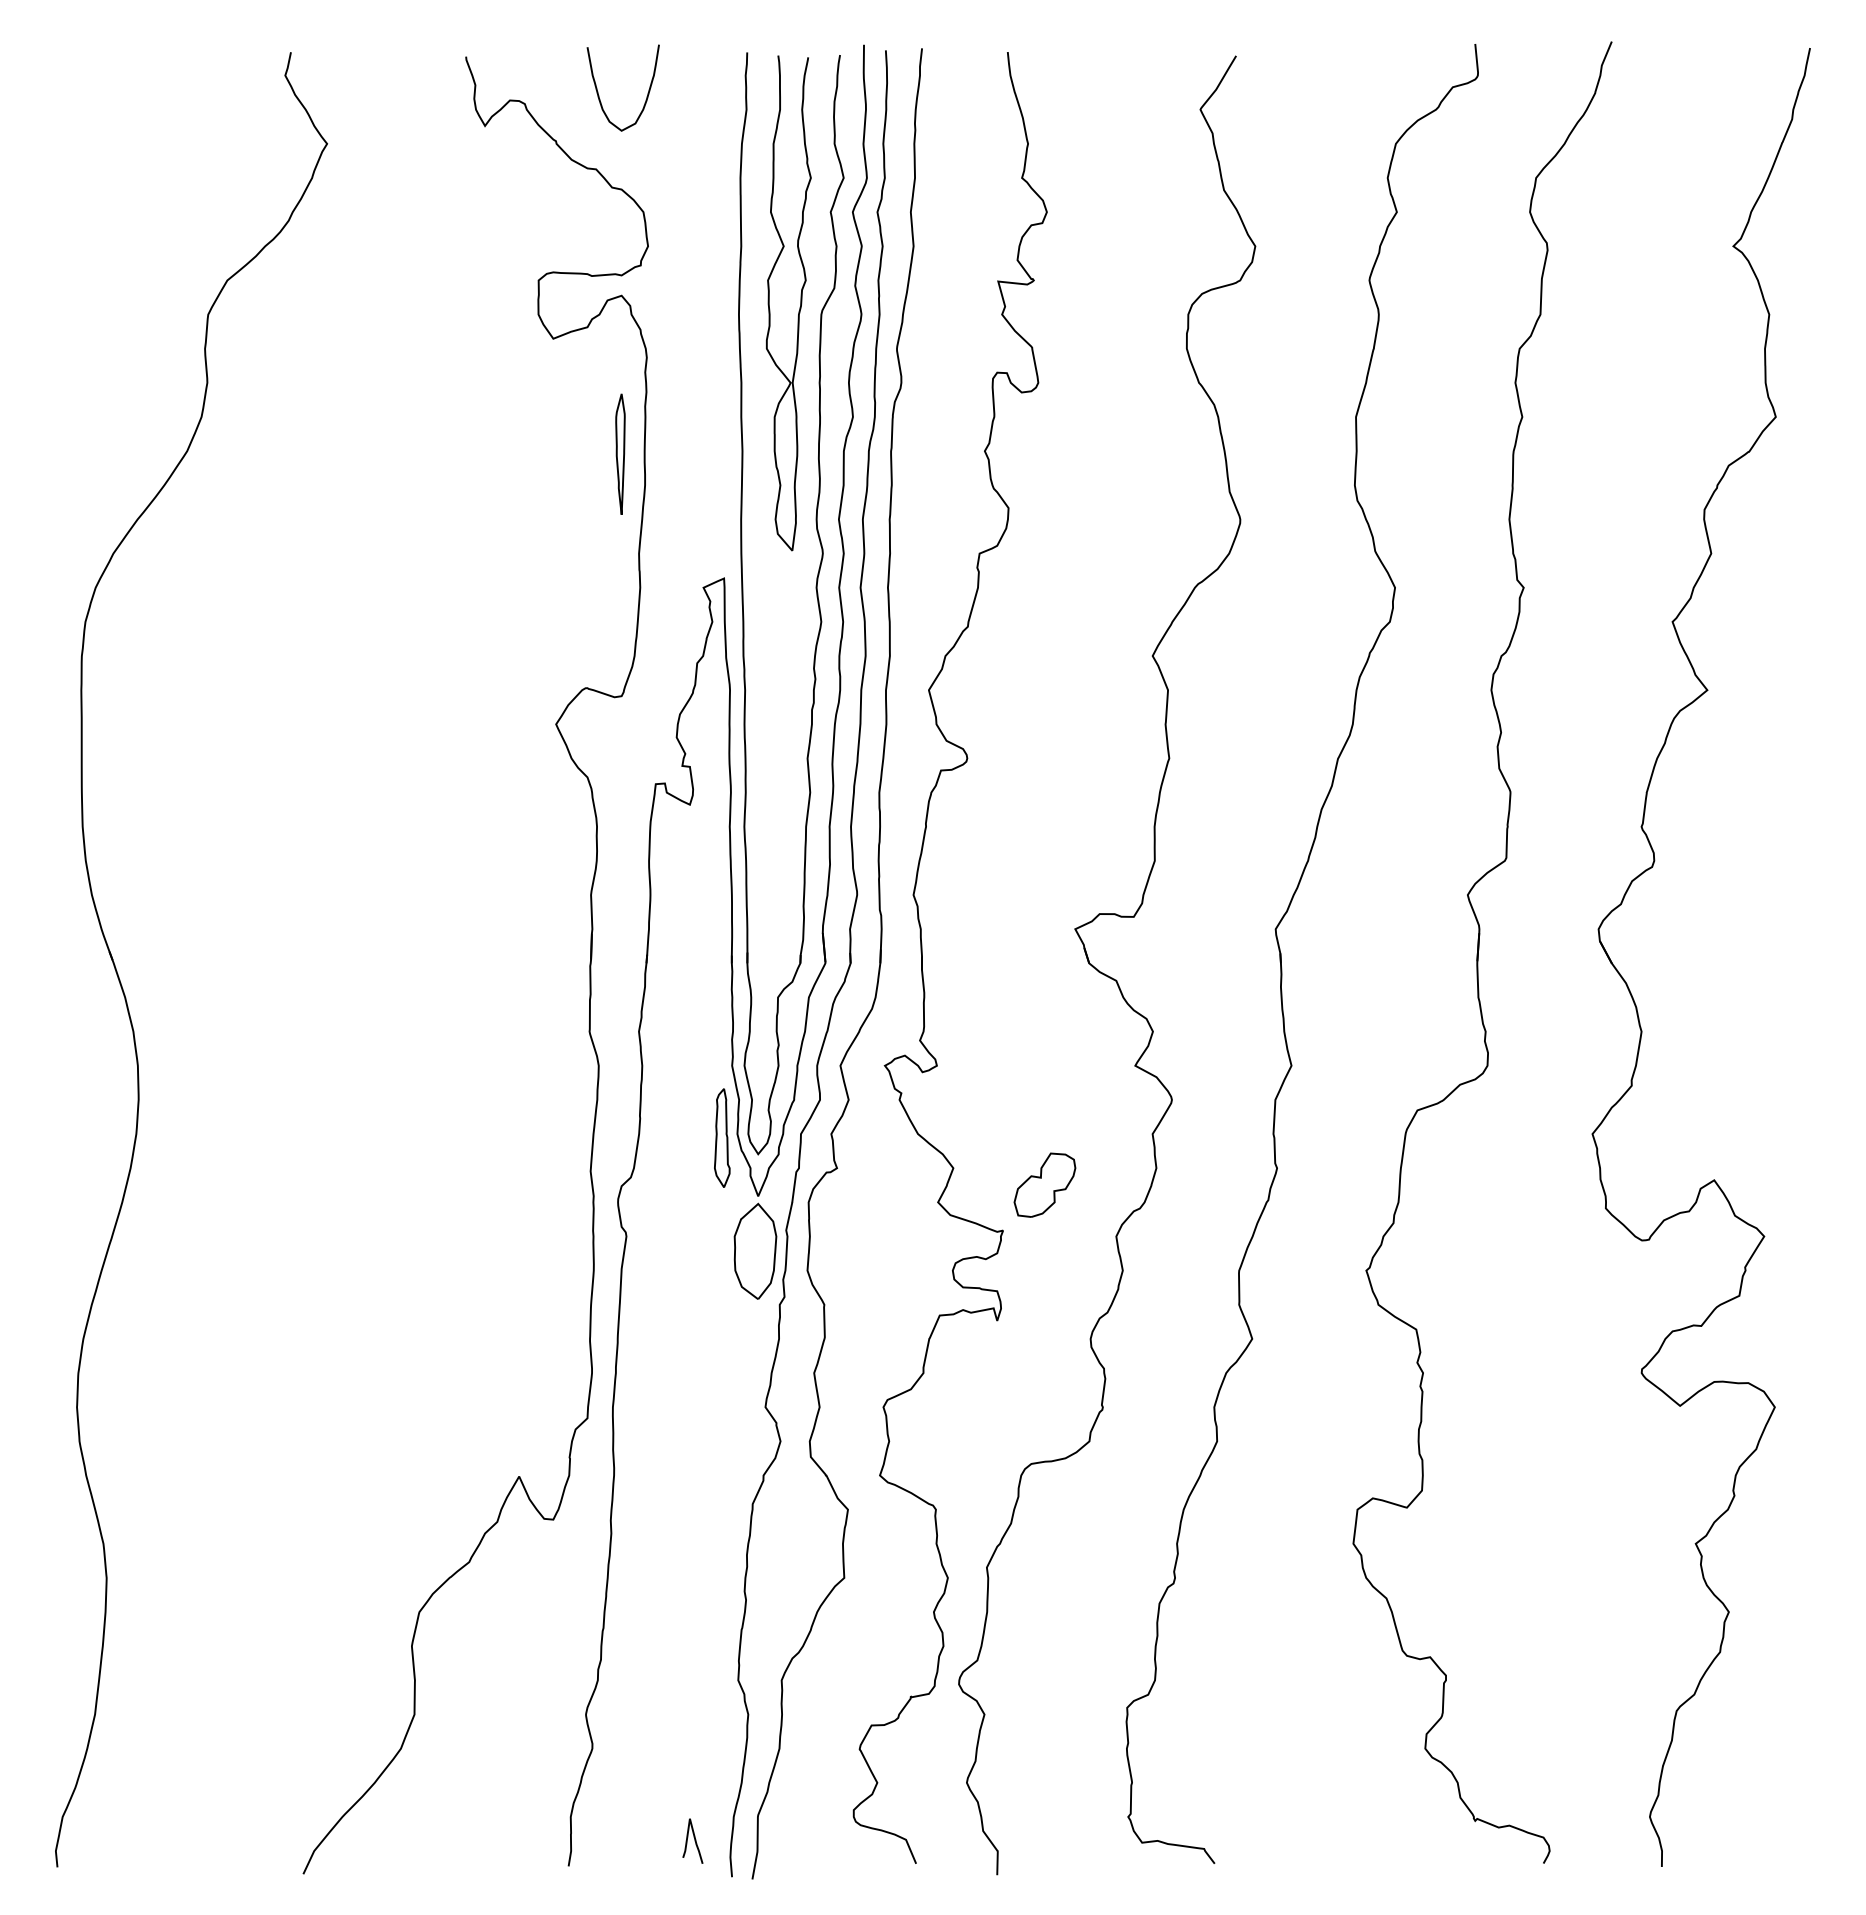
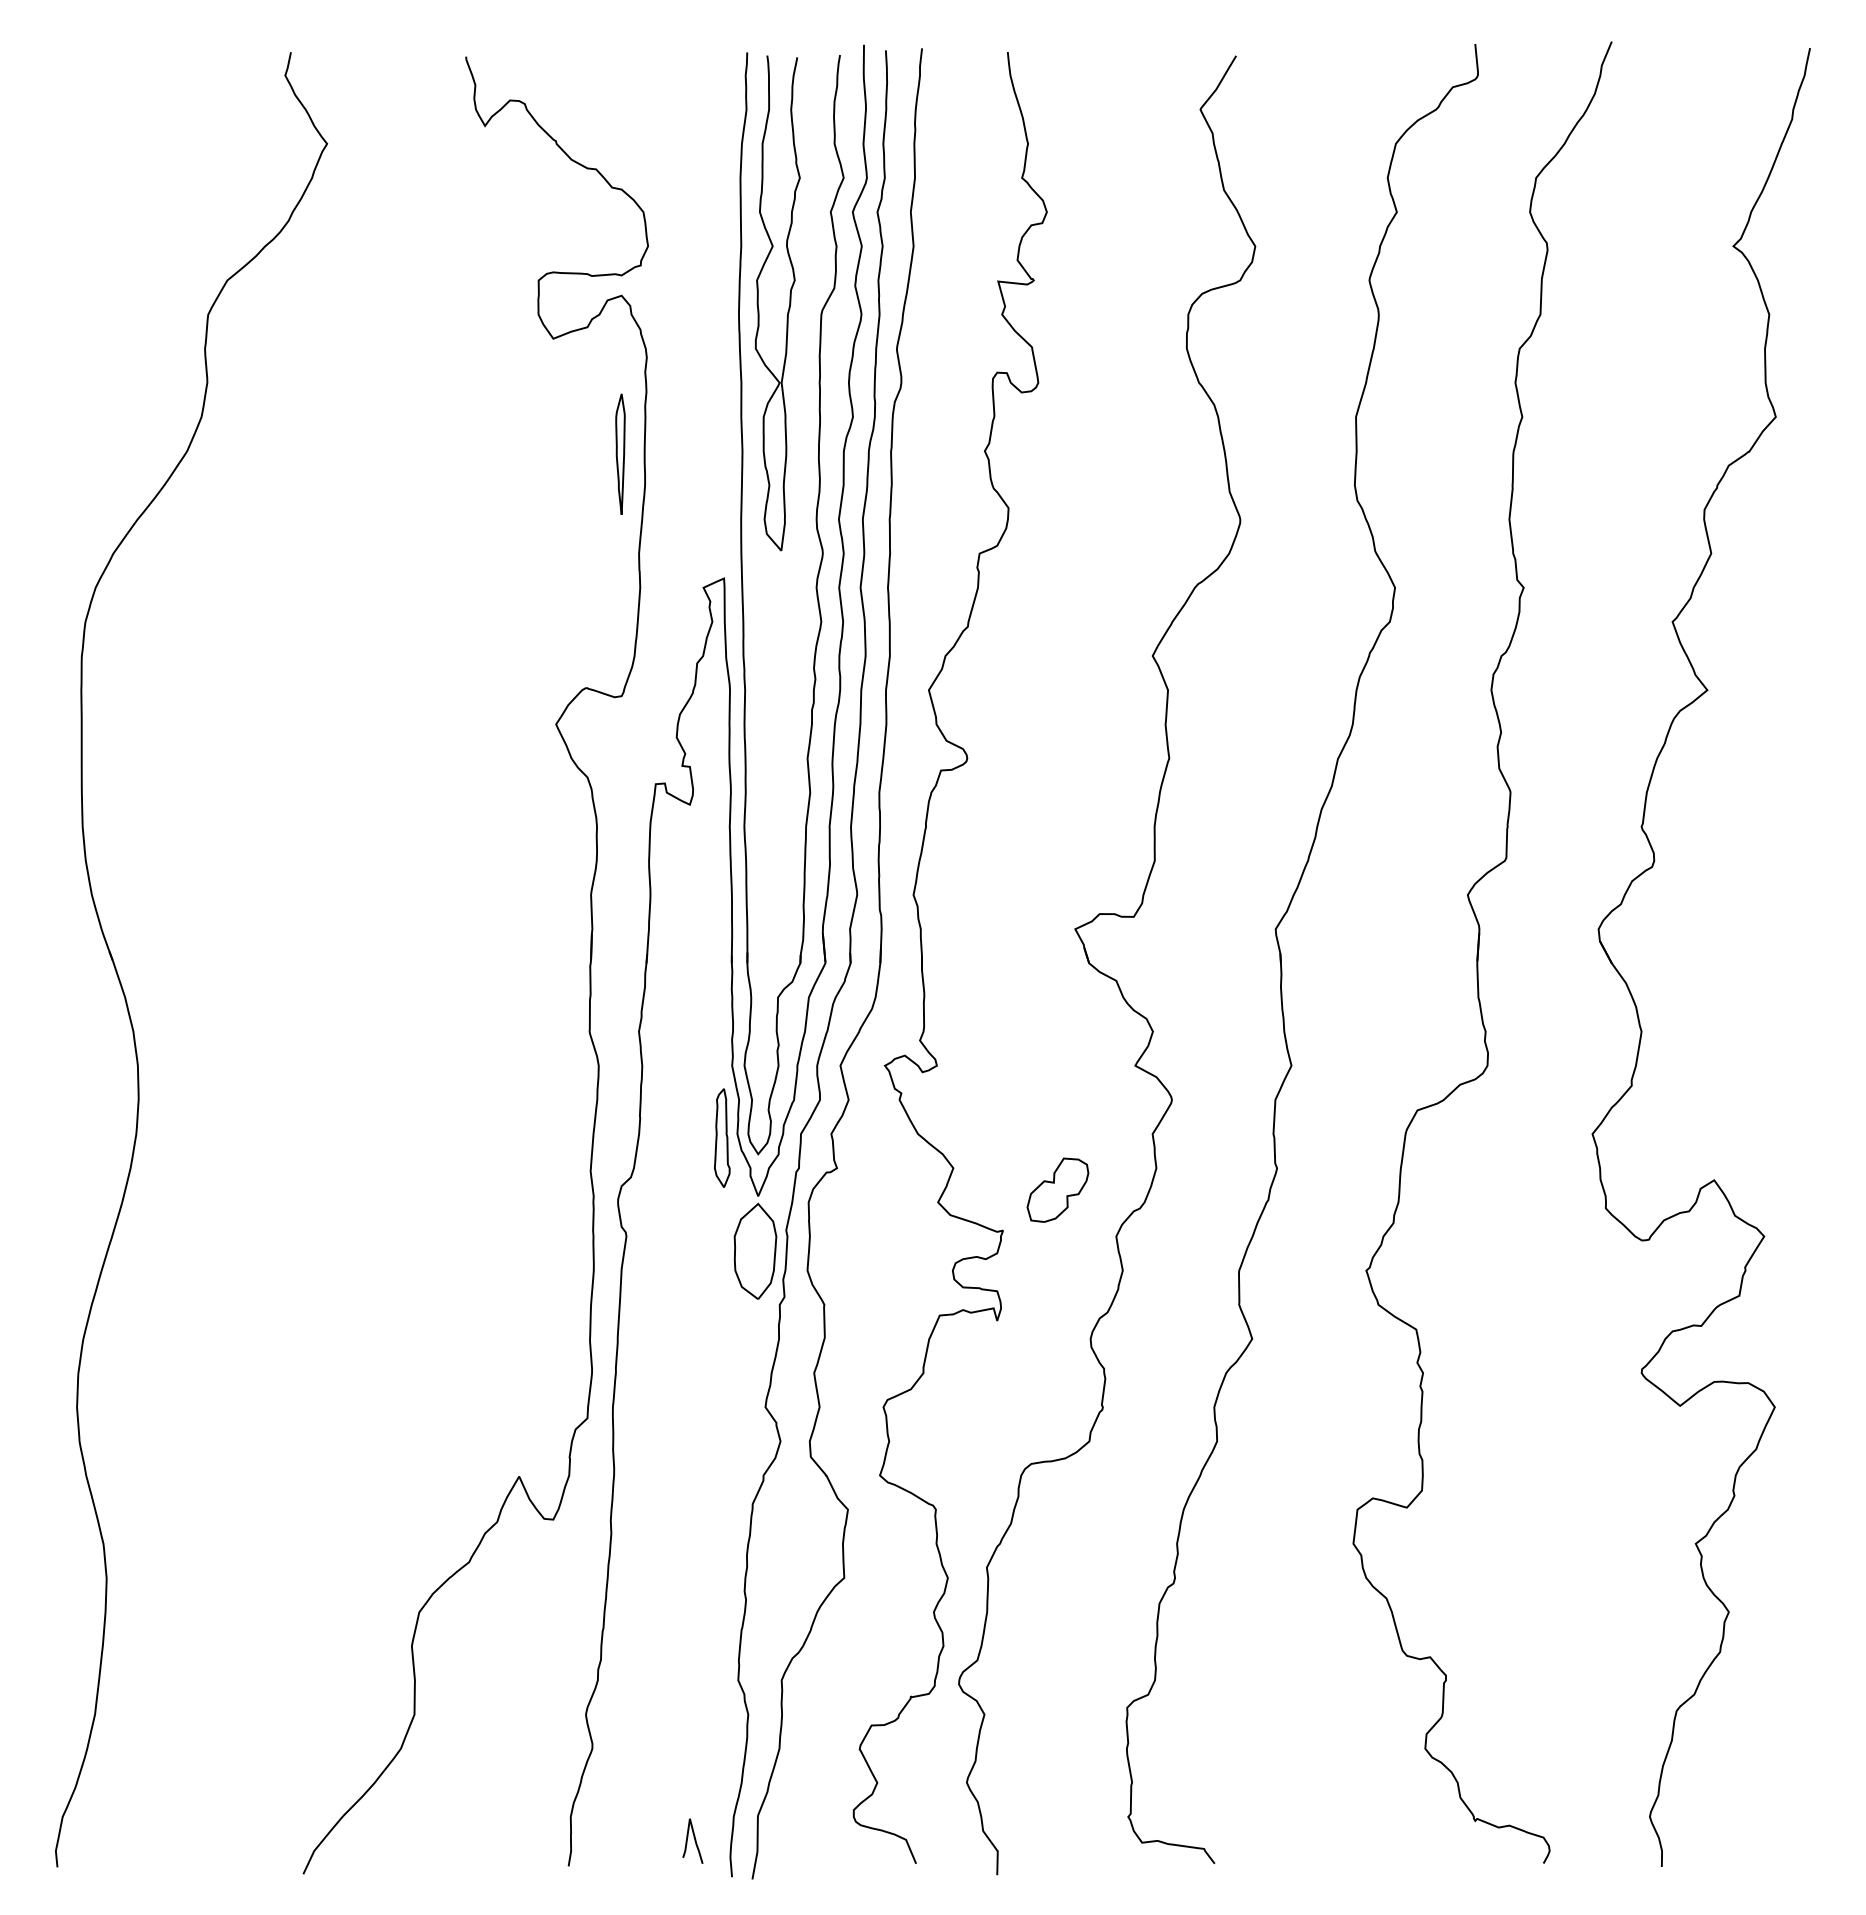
curve: present -> none (598, 91)
curve position: (799, 307) -> (788, 307) (788, 307)
part position: (1044, 1184) -> (1057, 1189) (1057, 1189)
